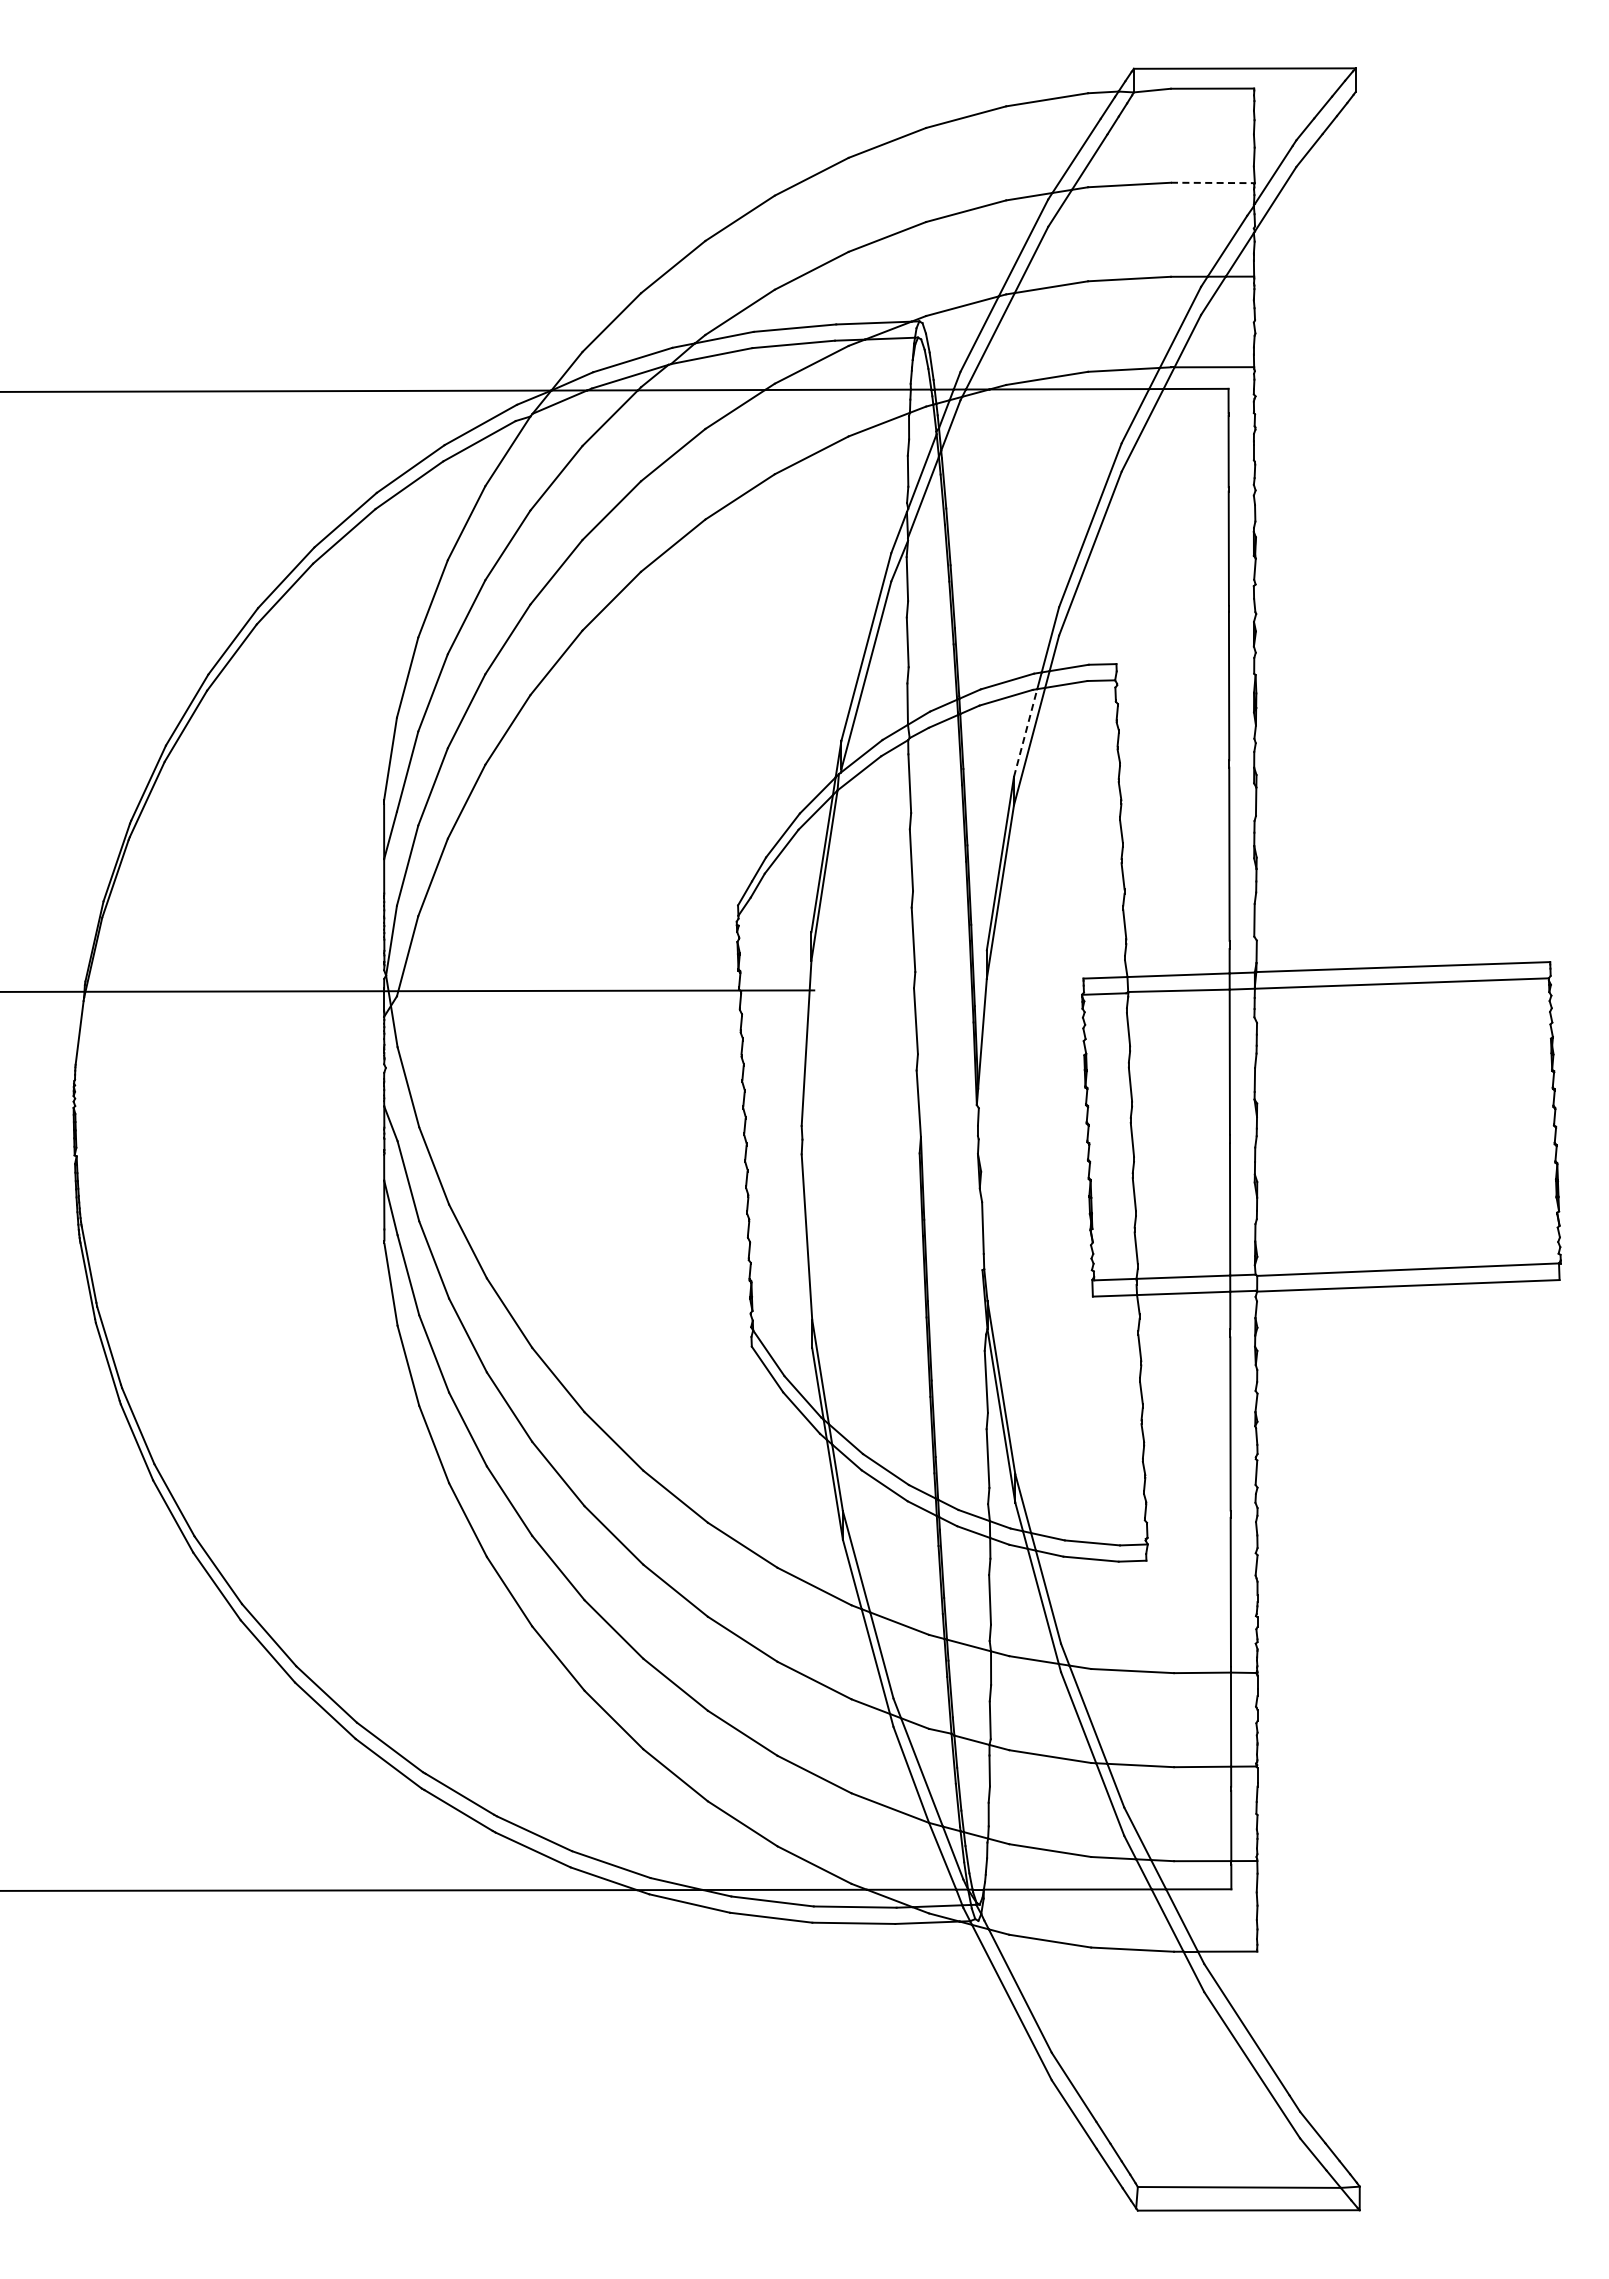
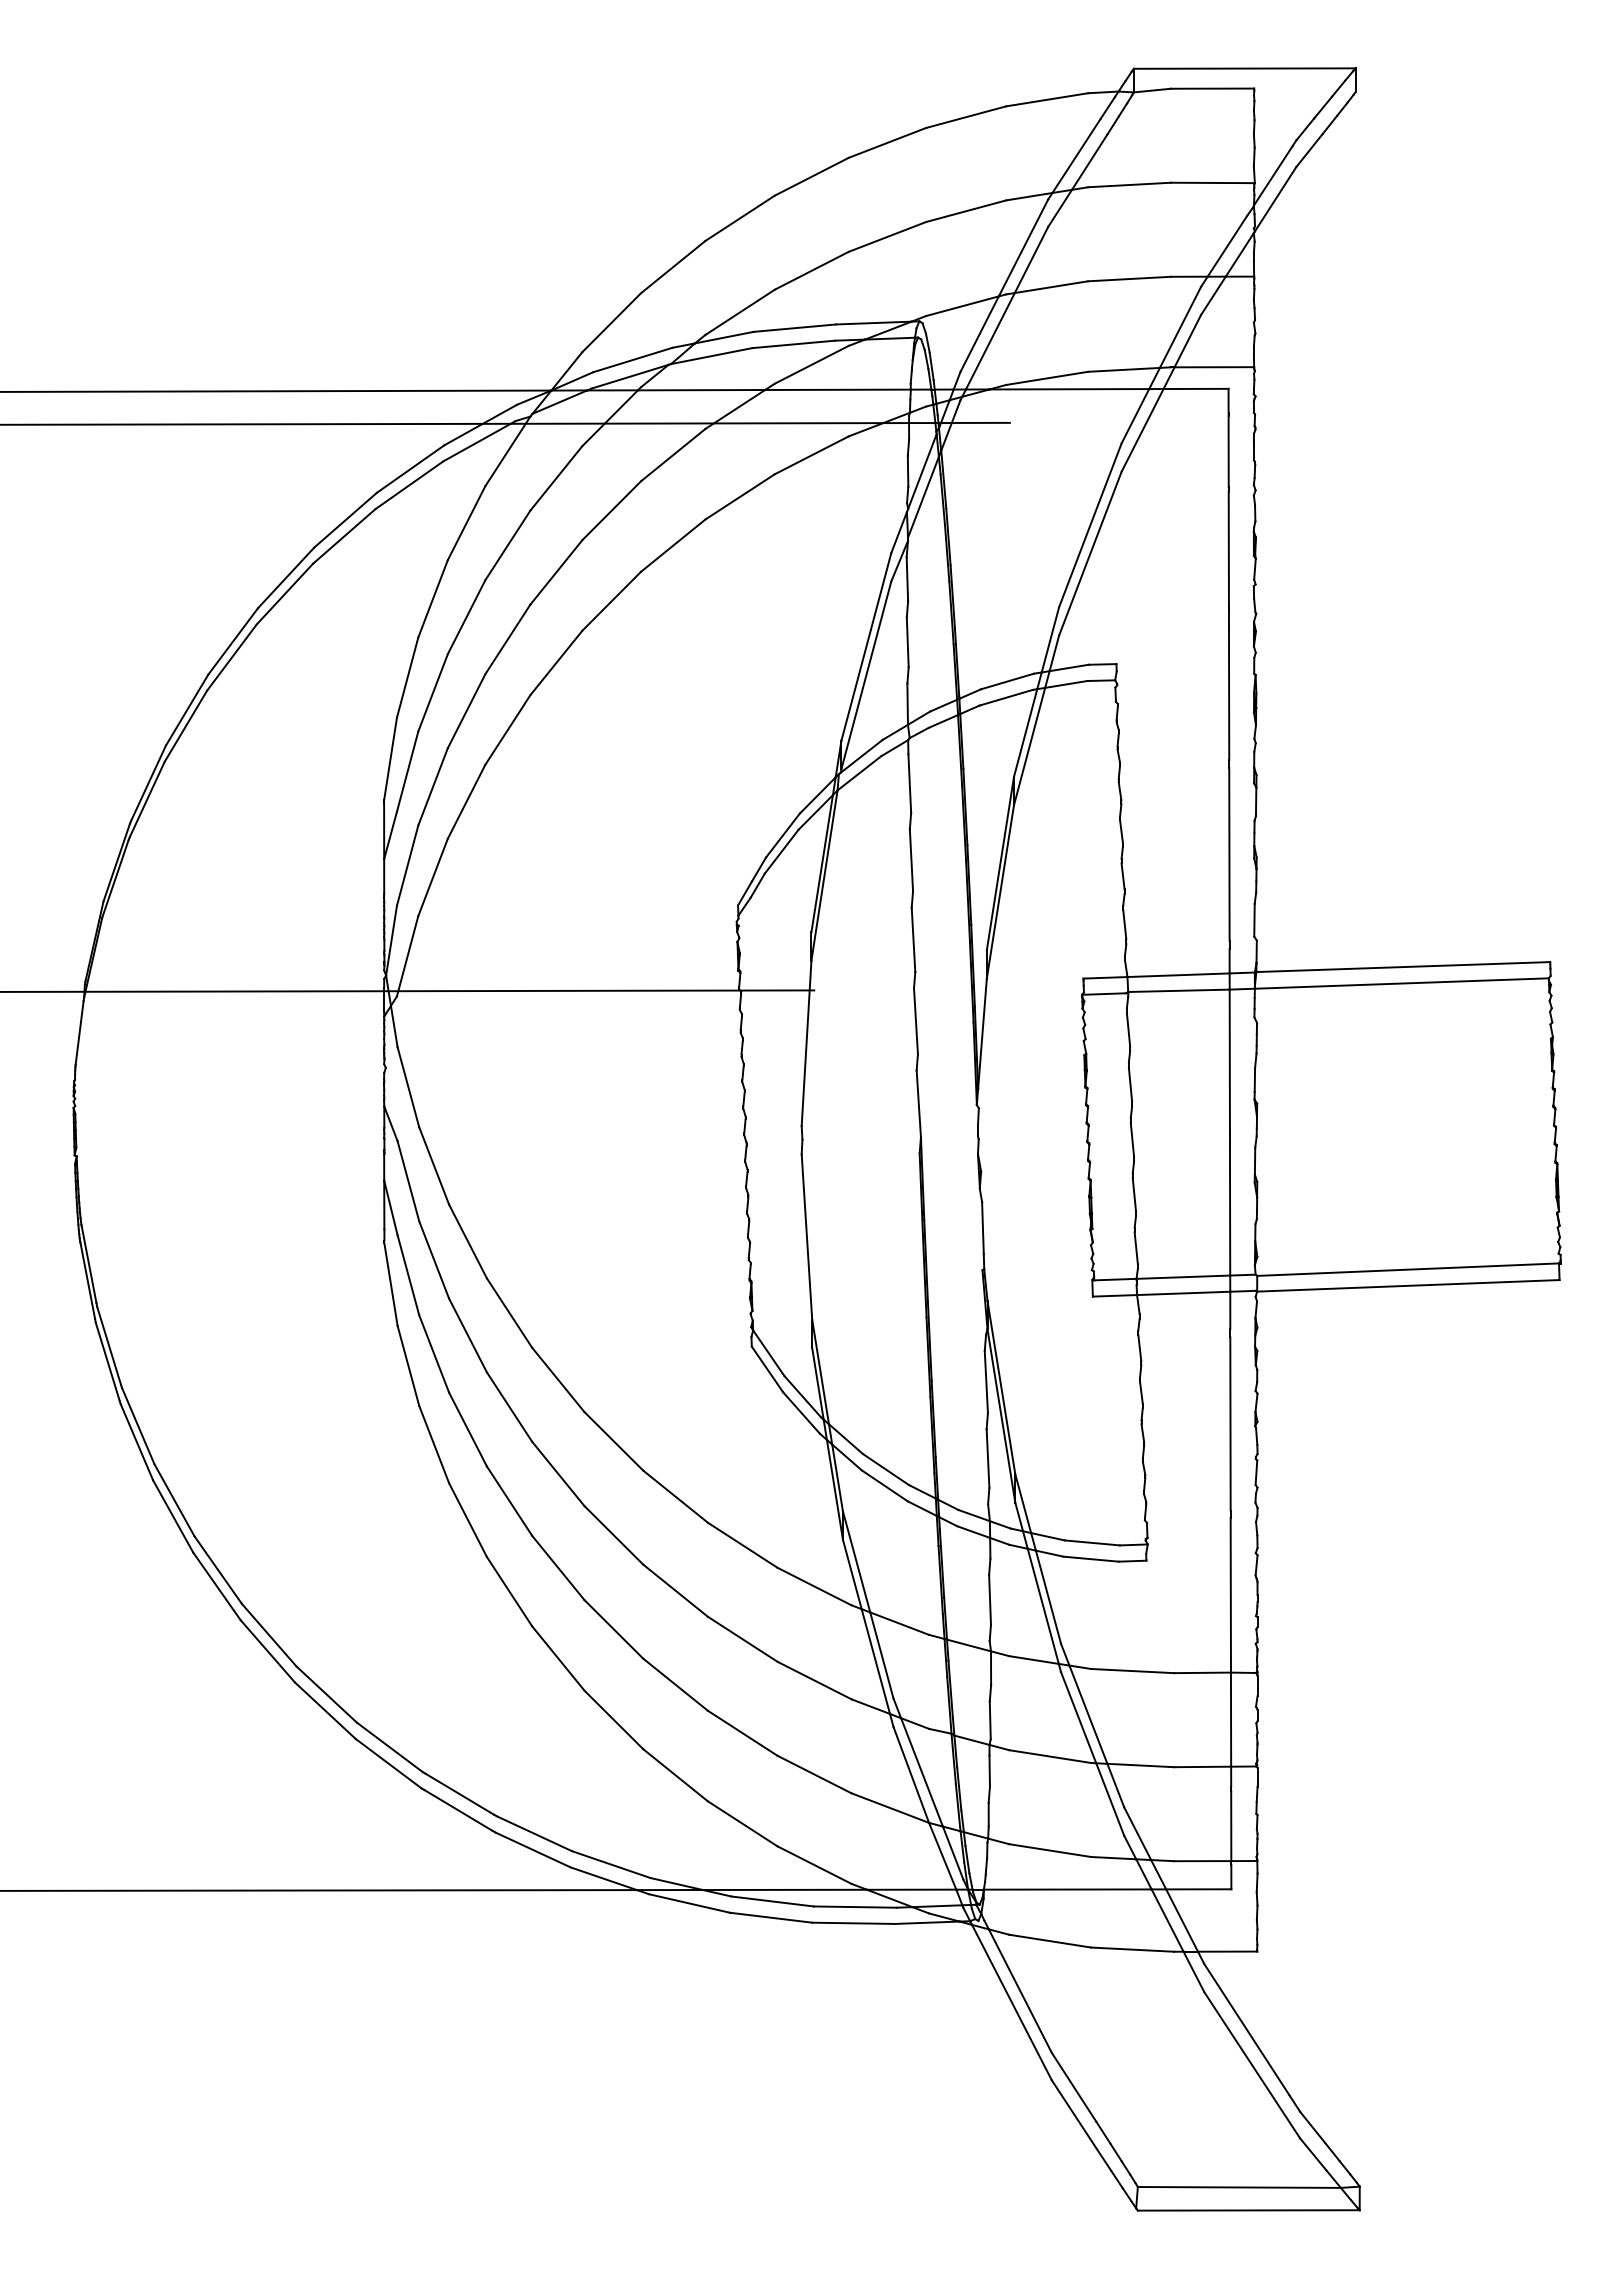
line: dashed -> solid (1212, 182)
line: none -> present (505, 423)
line: dashed -> solid (1025, 732)
